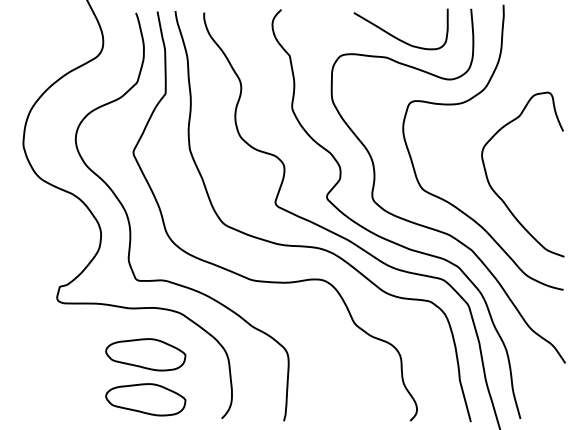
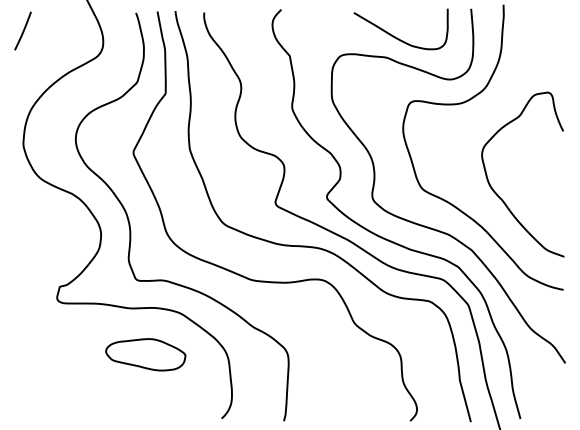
line: none -> present (23, 30)
part: present -> none (145, 399)
